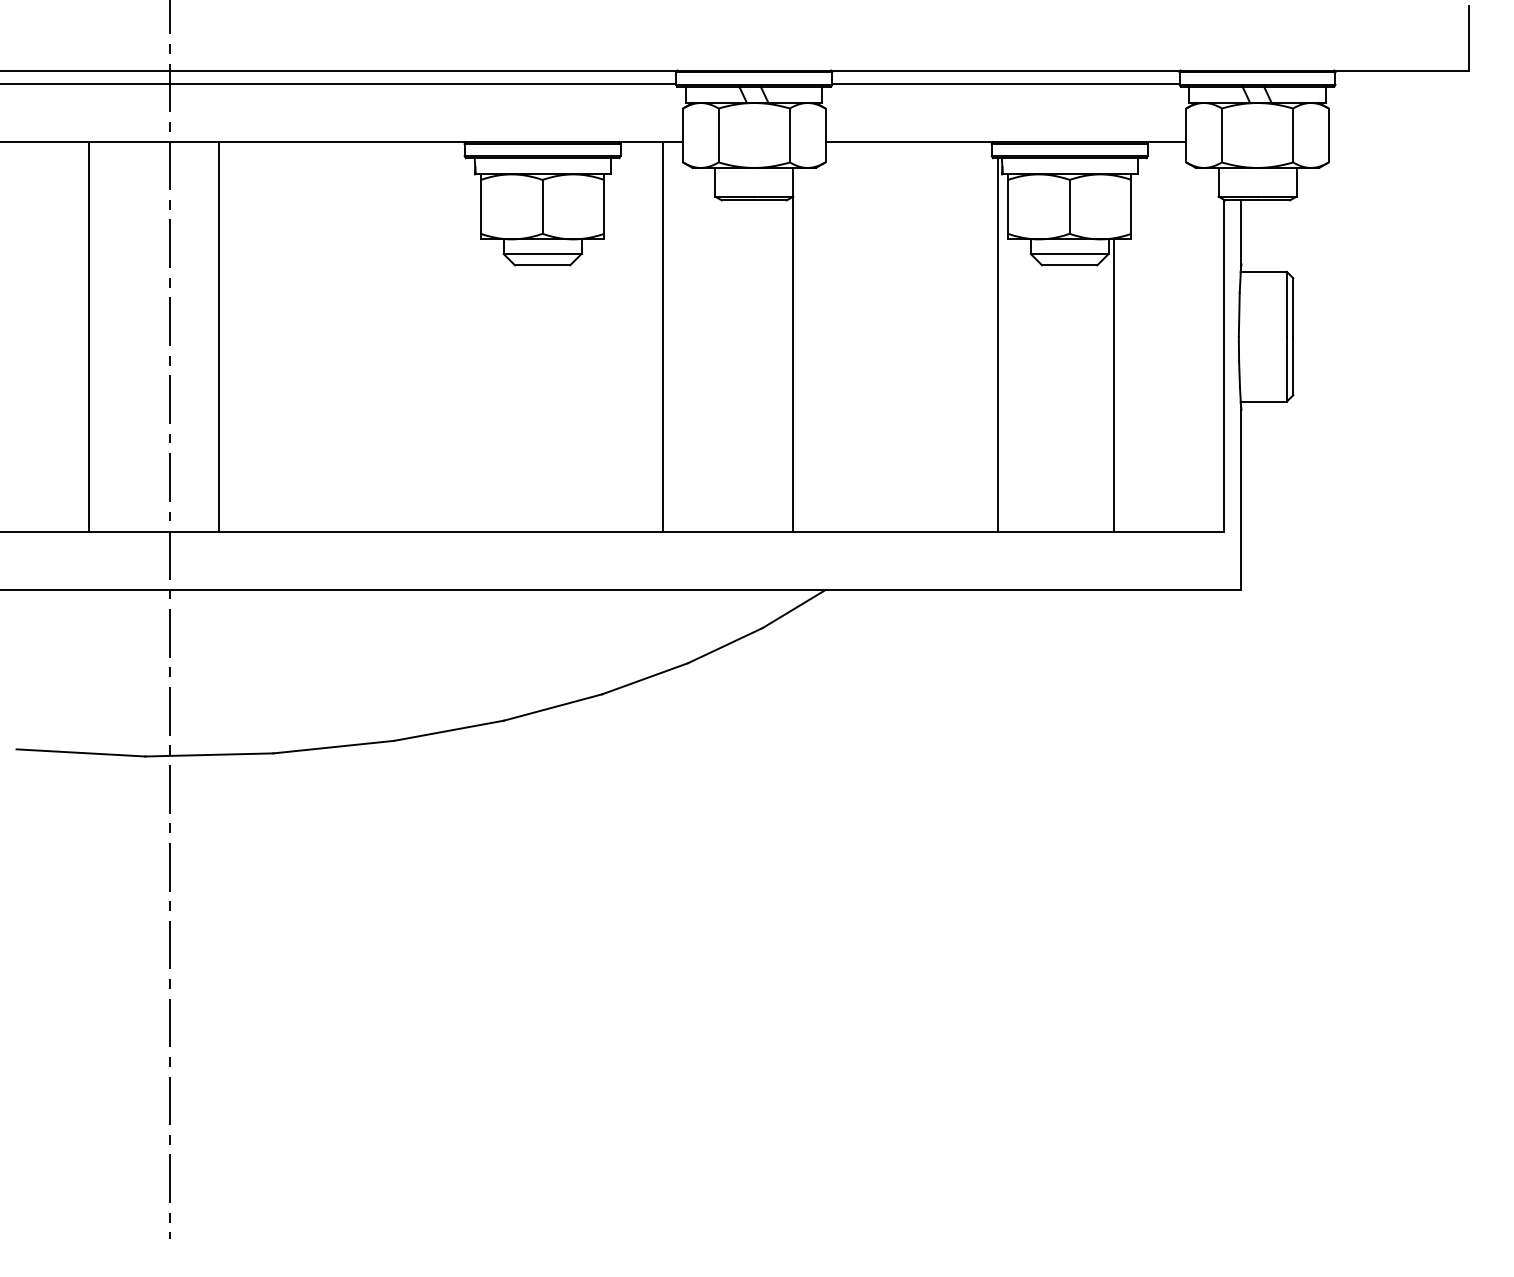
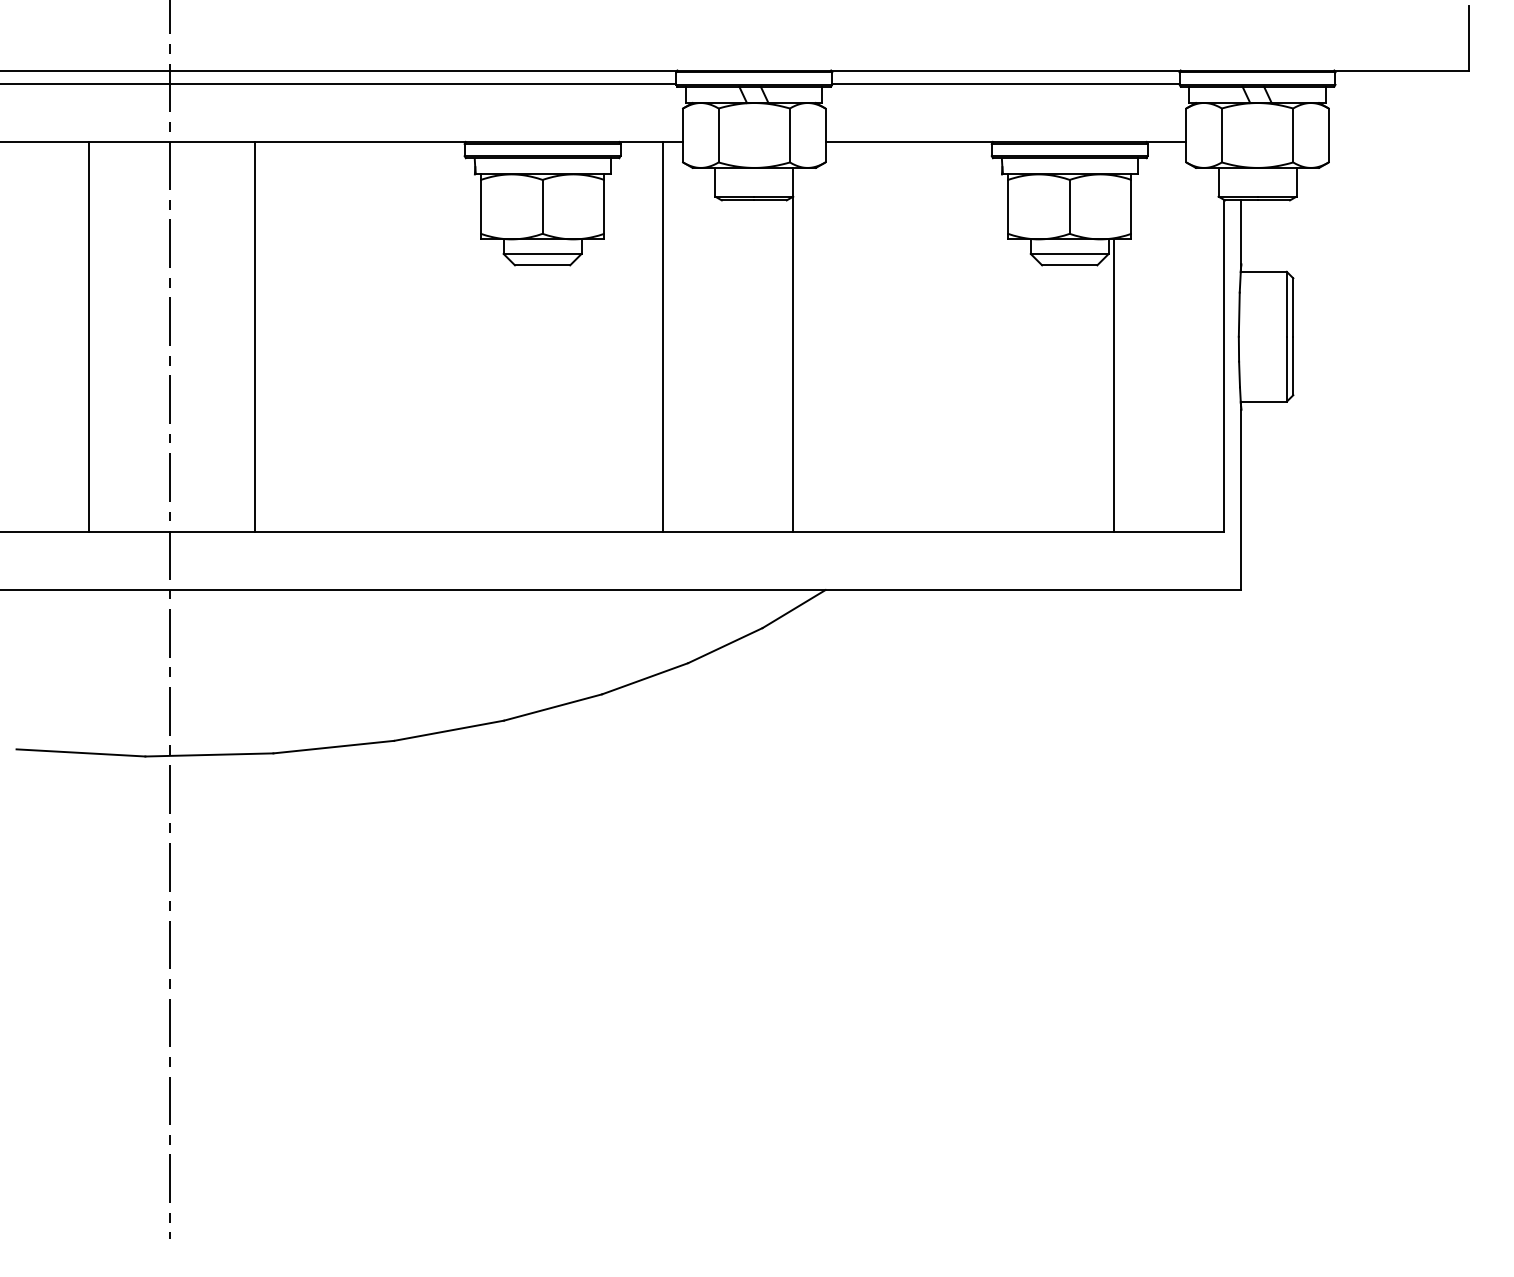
line position: (219, 336) -> (255, 336) (255, 336)
line: present -> none (998, 344)
